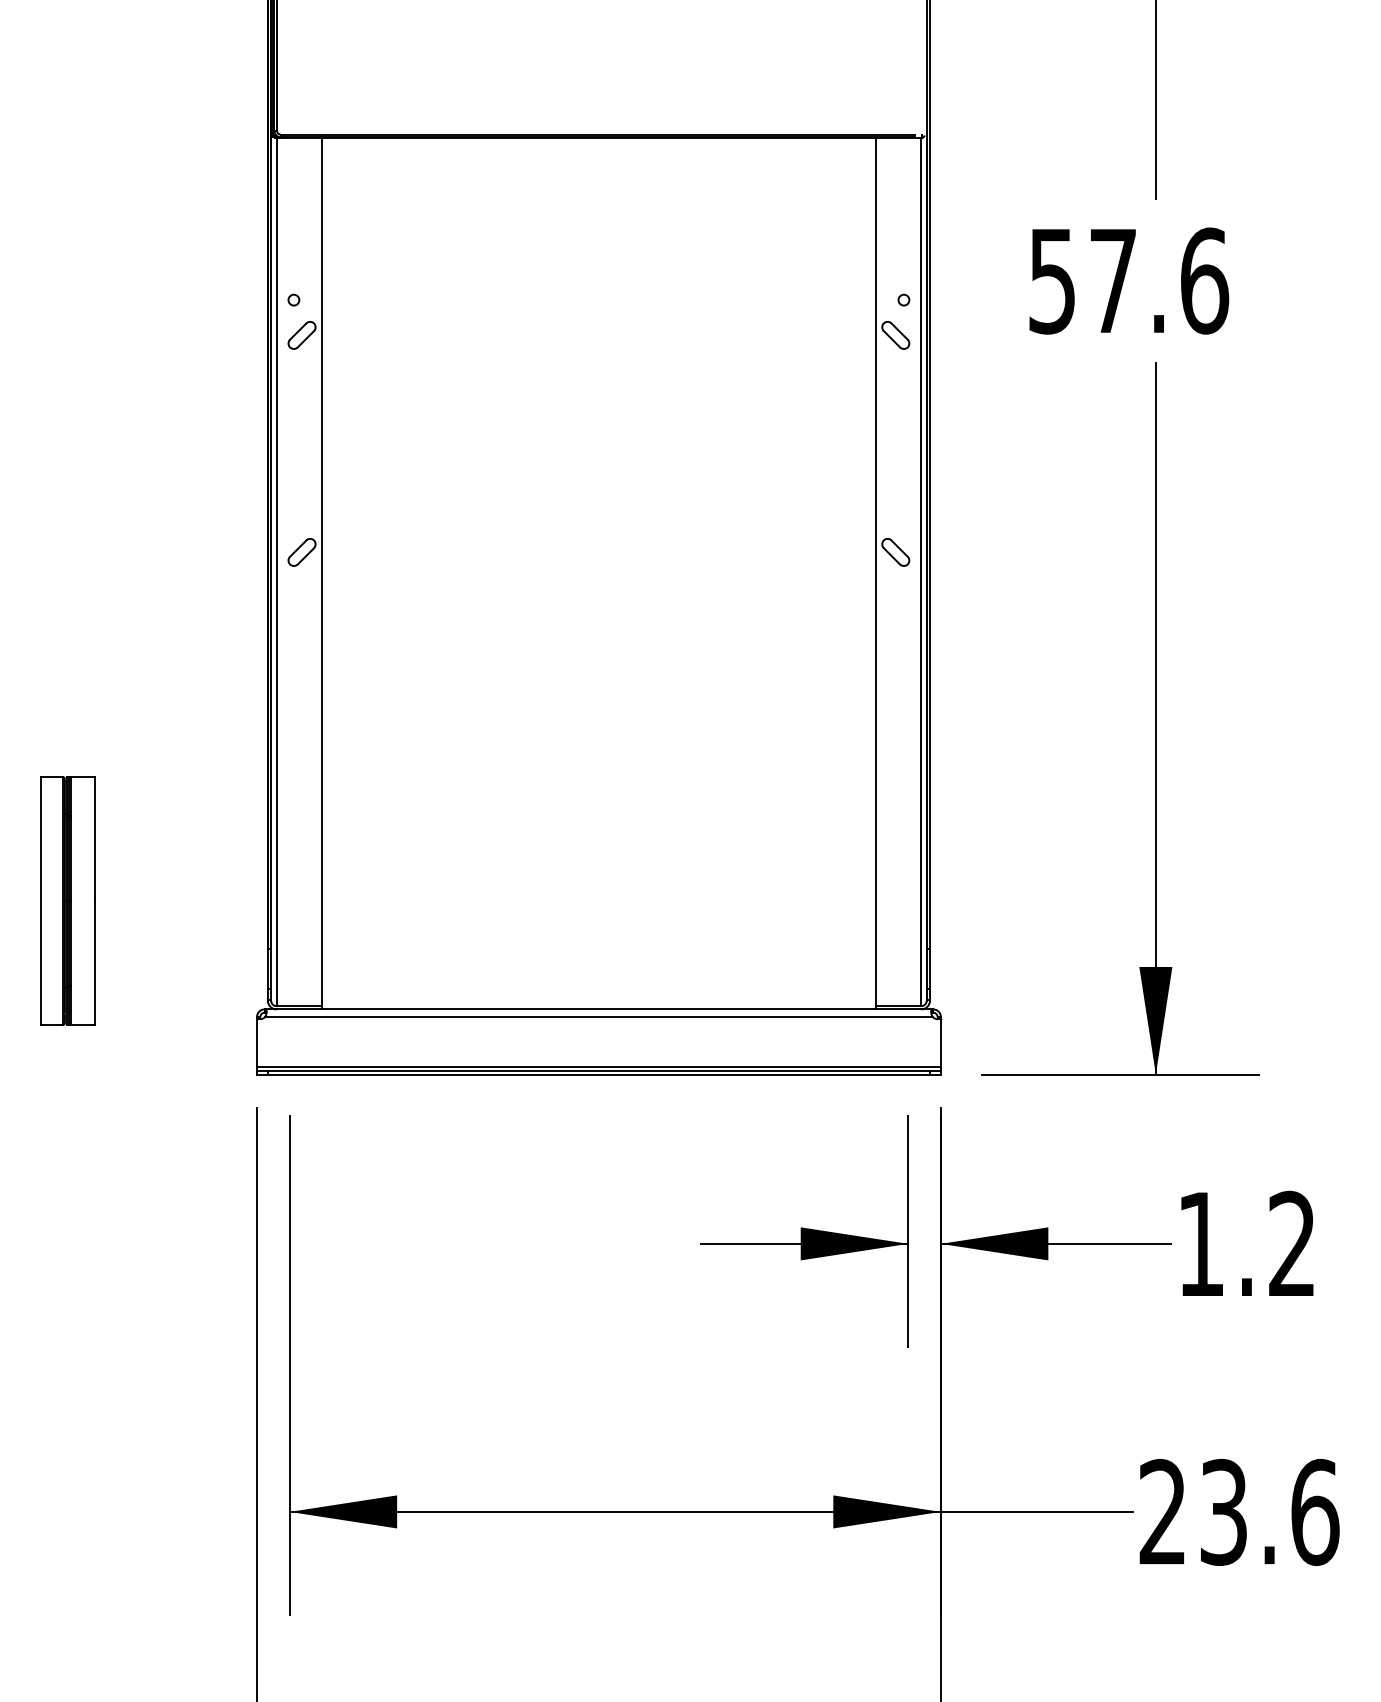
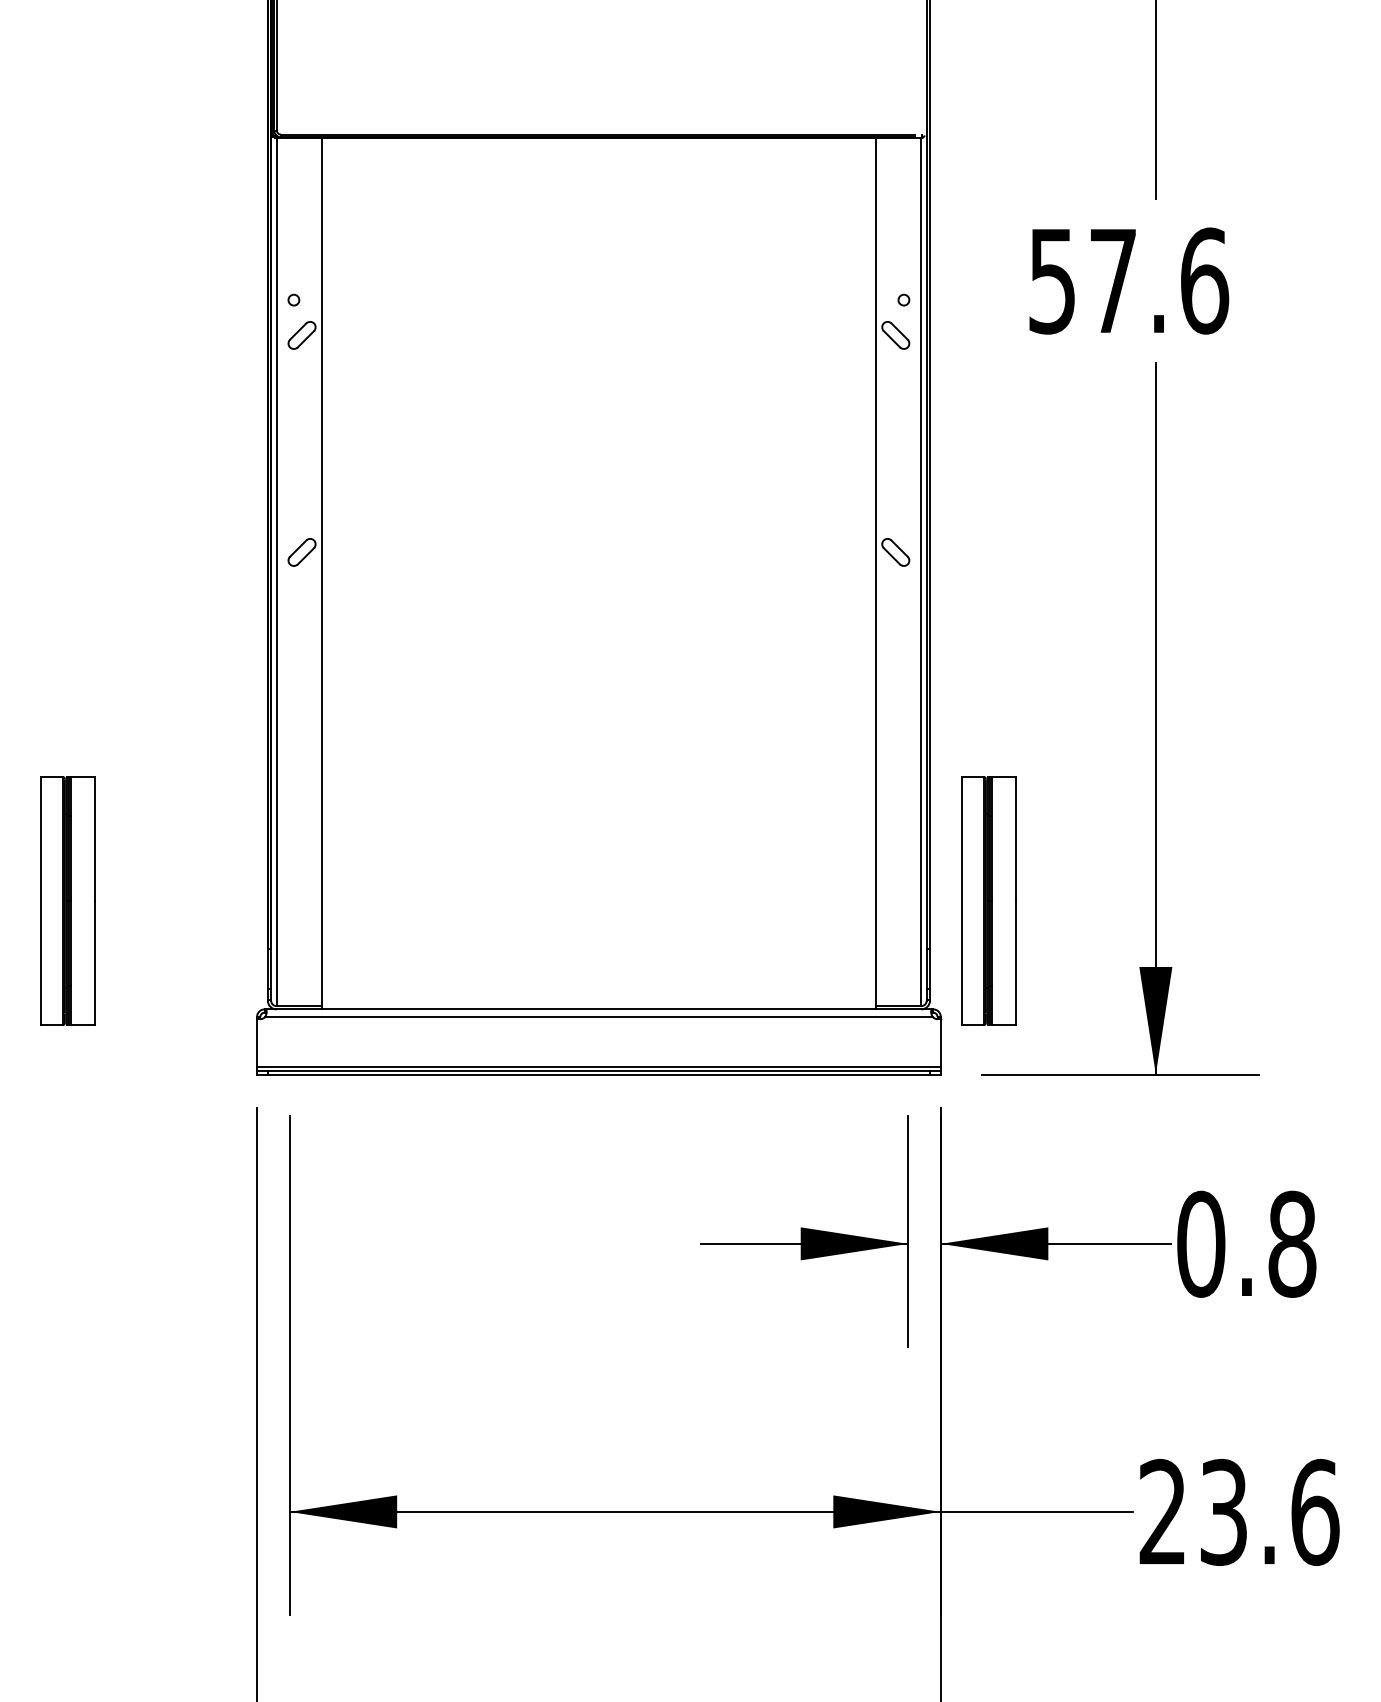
part: none -> present (988, 900)
text: 1.2 -> 0.8 (1246, 1243)
